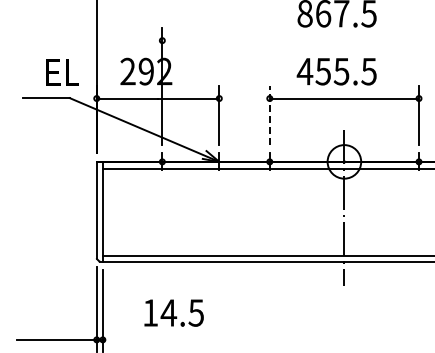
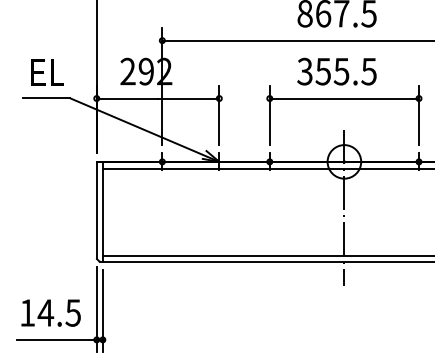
line: none -> present (297, 40)
text: 455.5 -> 355.5 (304, 71)
text position: (62, 72) -> (47, 72) (47, 72)
line: dashed -> solid (269, 115)
text position: (173, 312) -> (50, 312) (50, 312)
